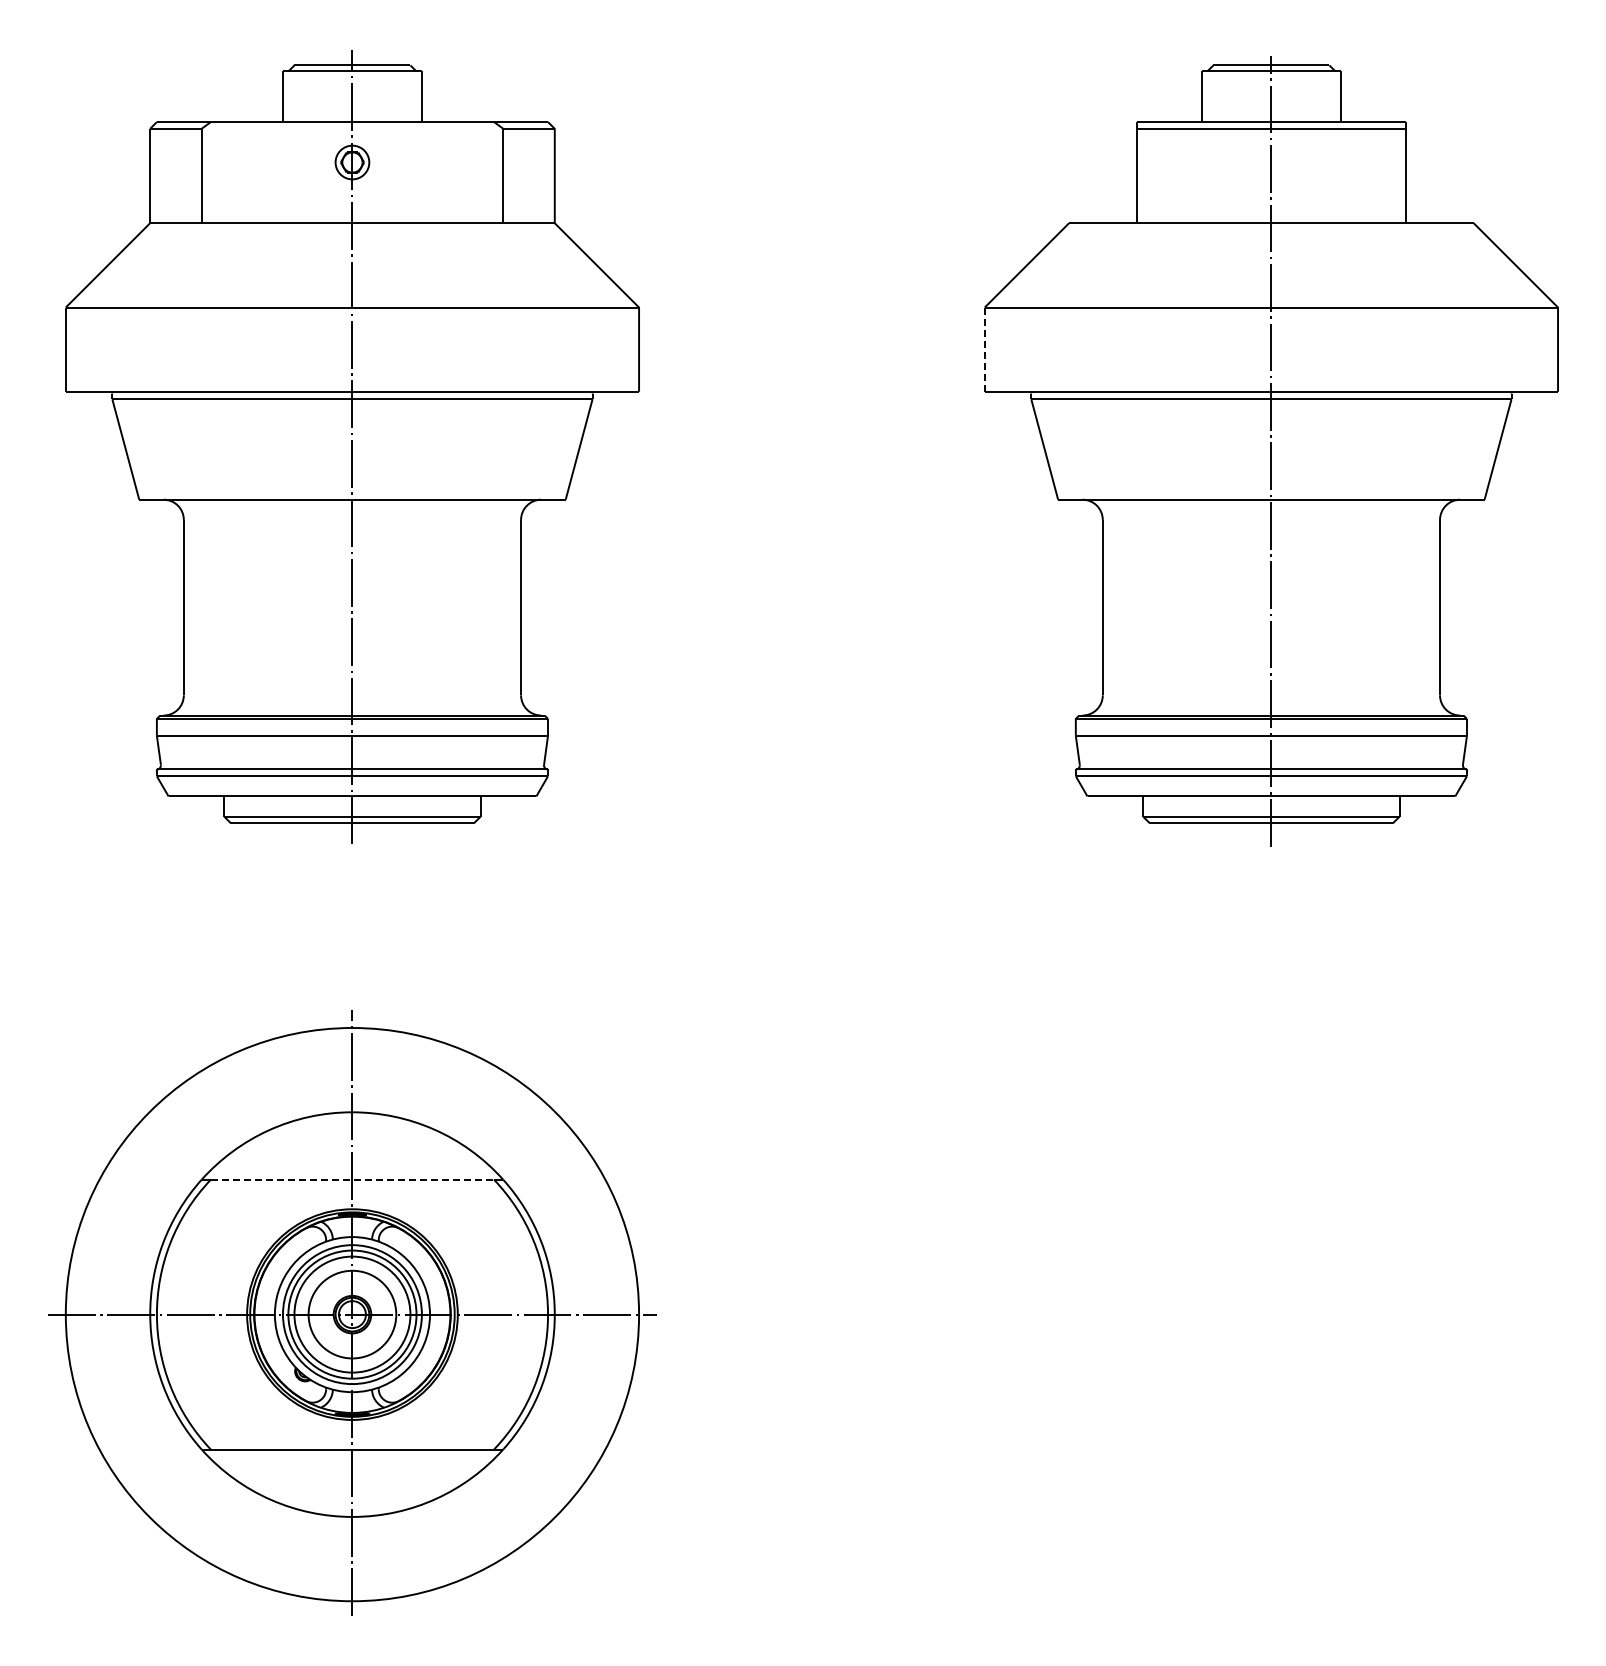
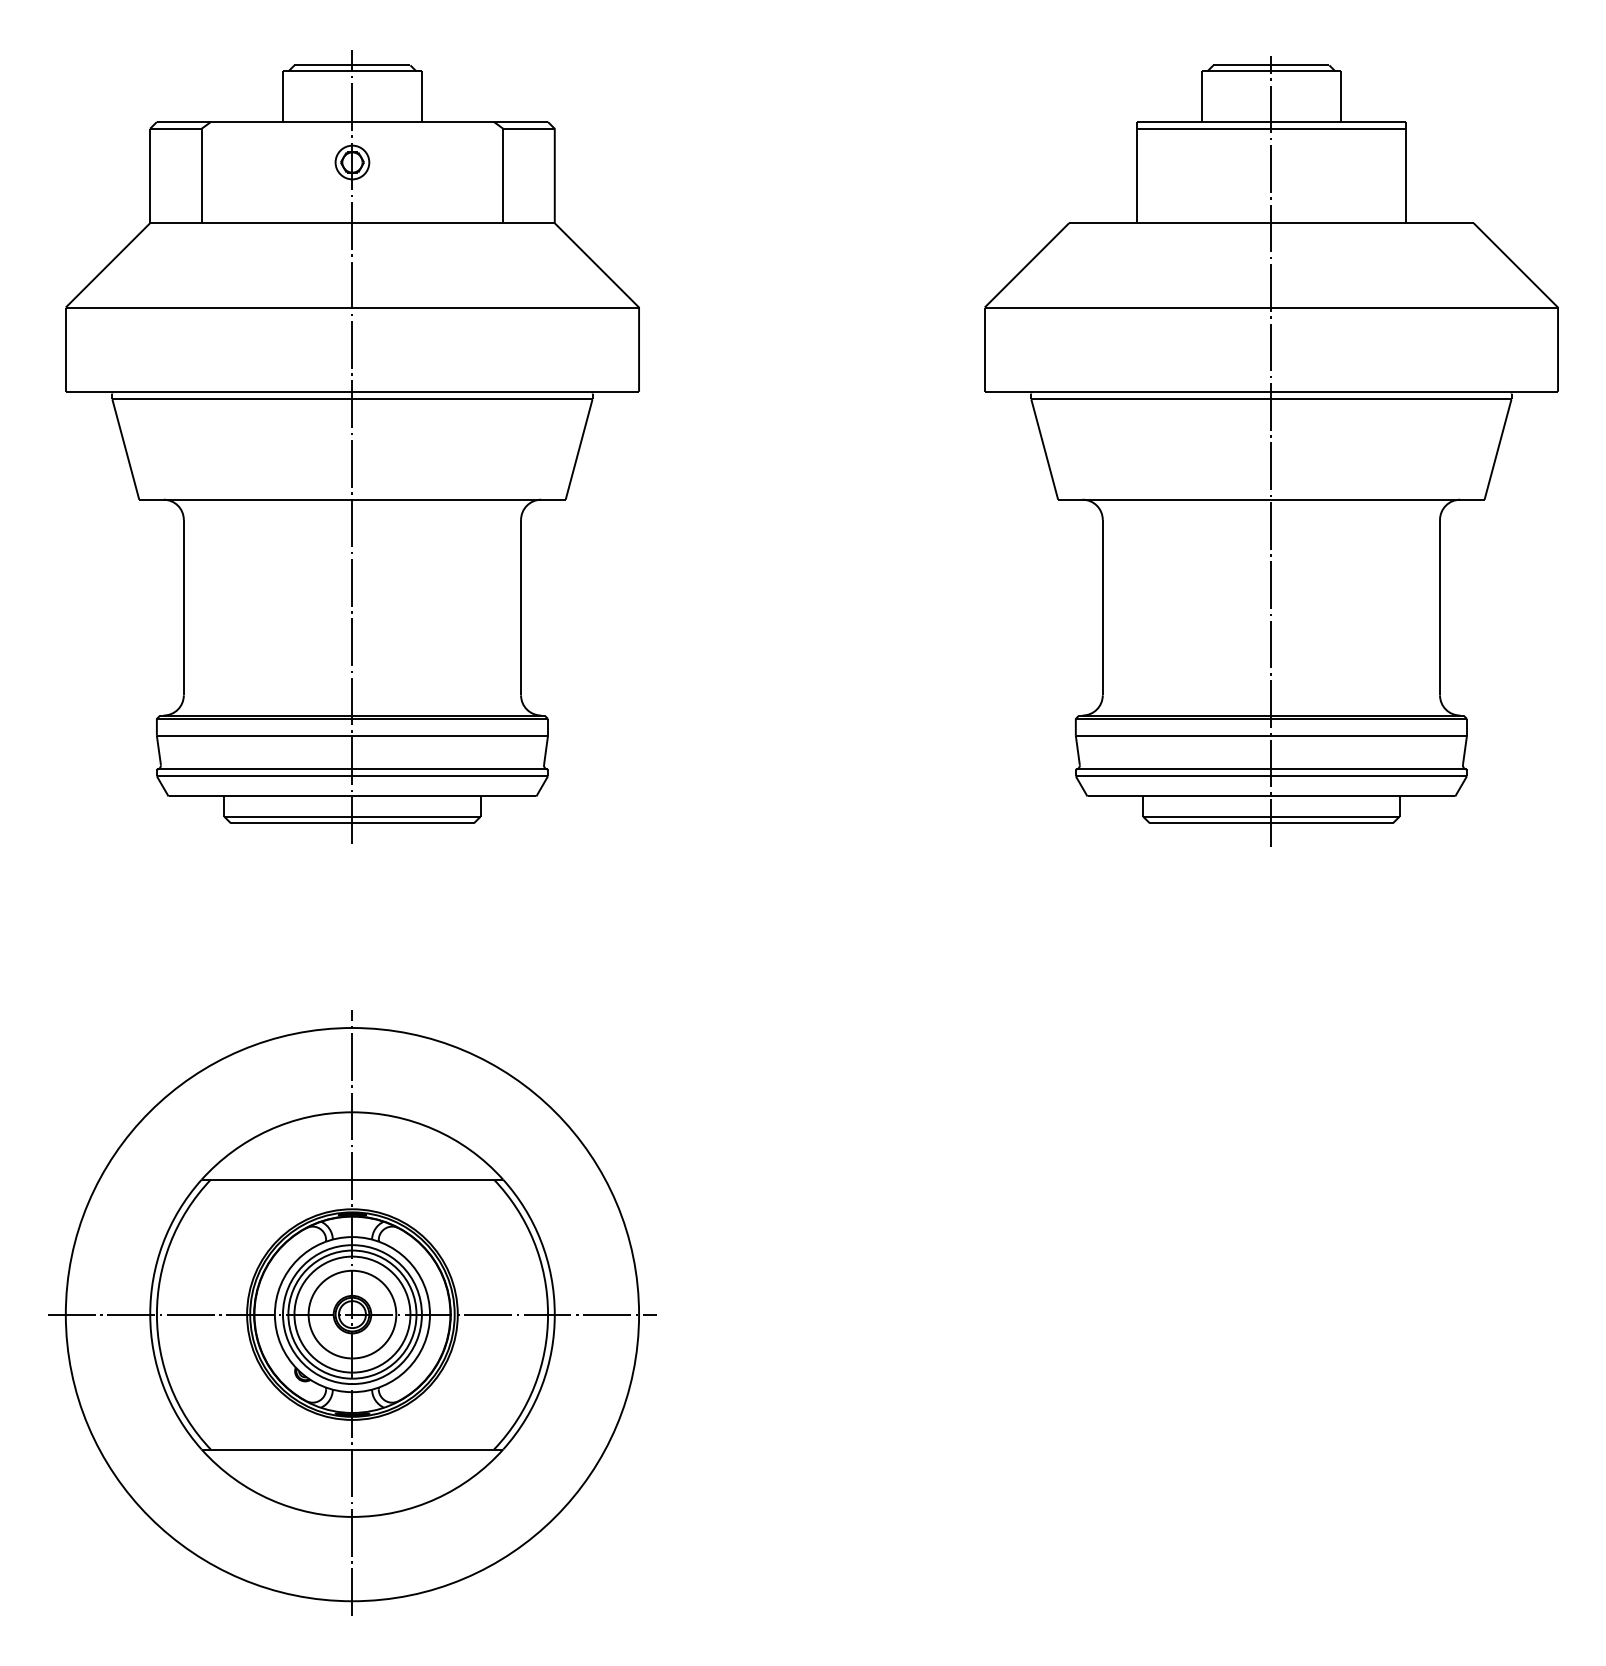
line: dashed -> solid (984, 350)
line: dashed -> solid (352, 1179)
